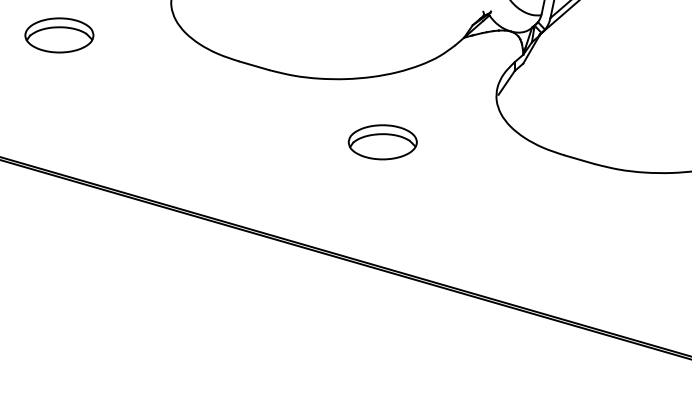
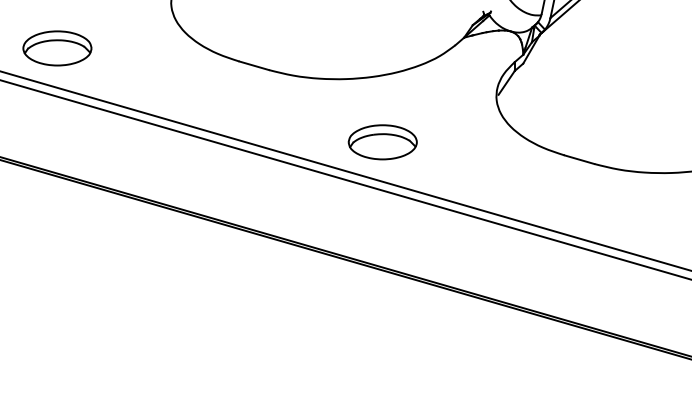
part position: (59, 35) -> (57, 48) (57, 48)
line: none -> present (345, 171)
line: none -> present (345, 179)
